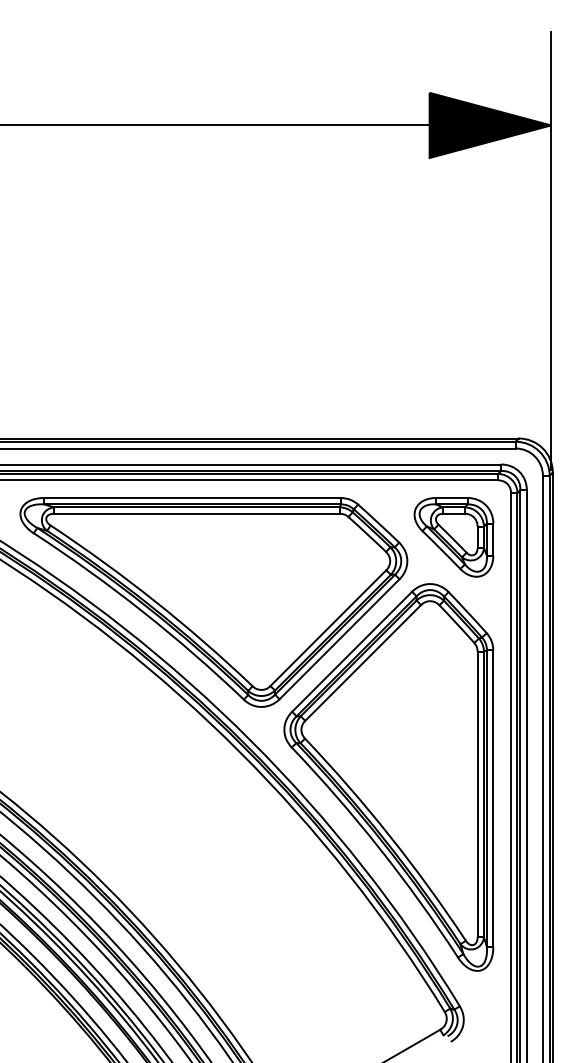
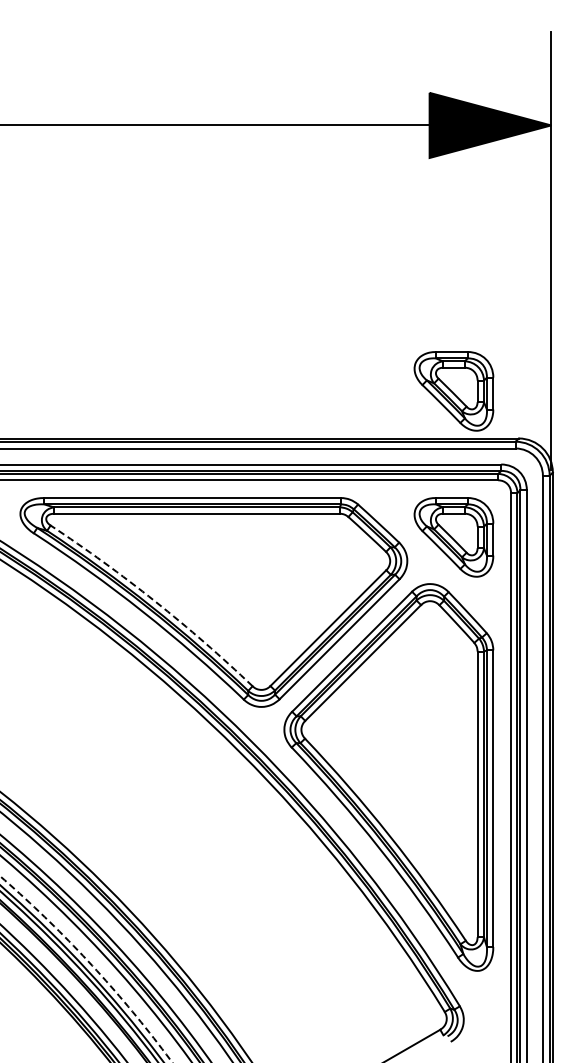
part: none -> present (453, 391)
arc: solid -> dashed (155, 601)
arc: solid -> dashed (91, 964)
